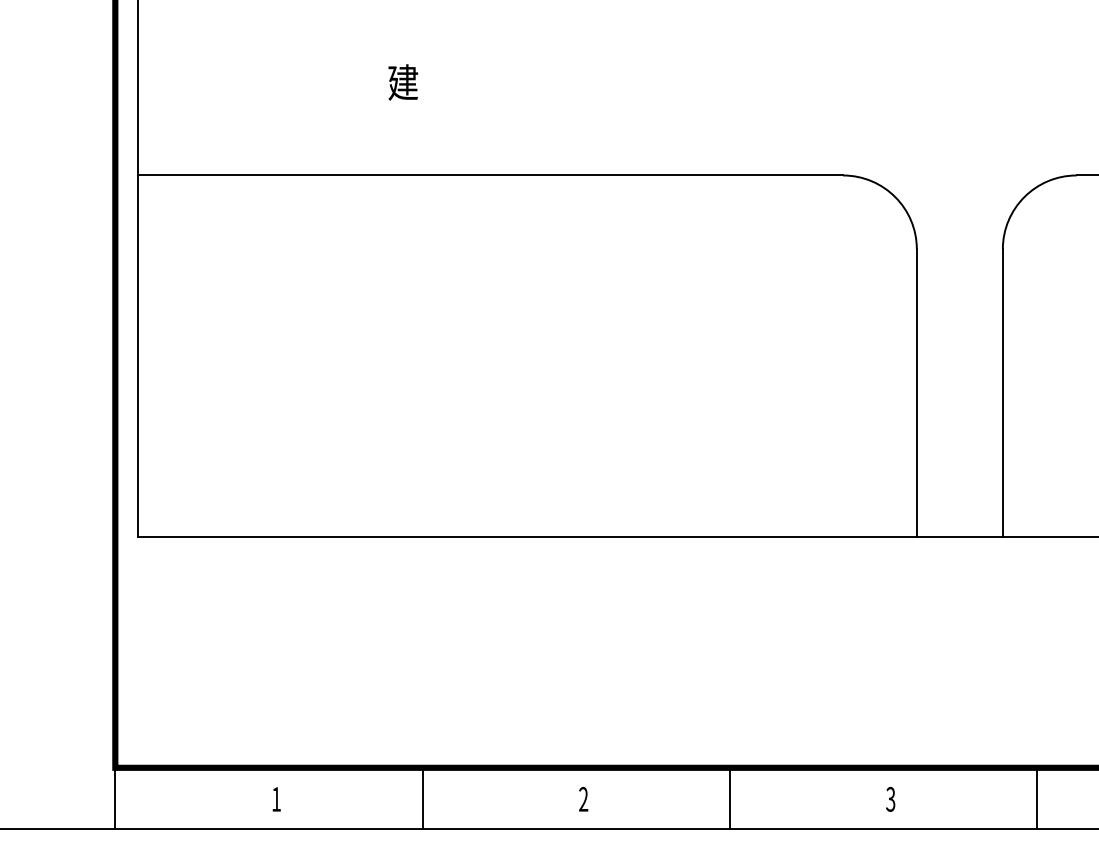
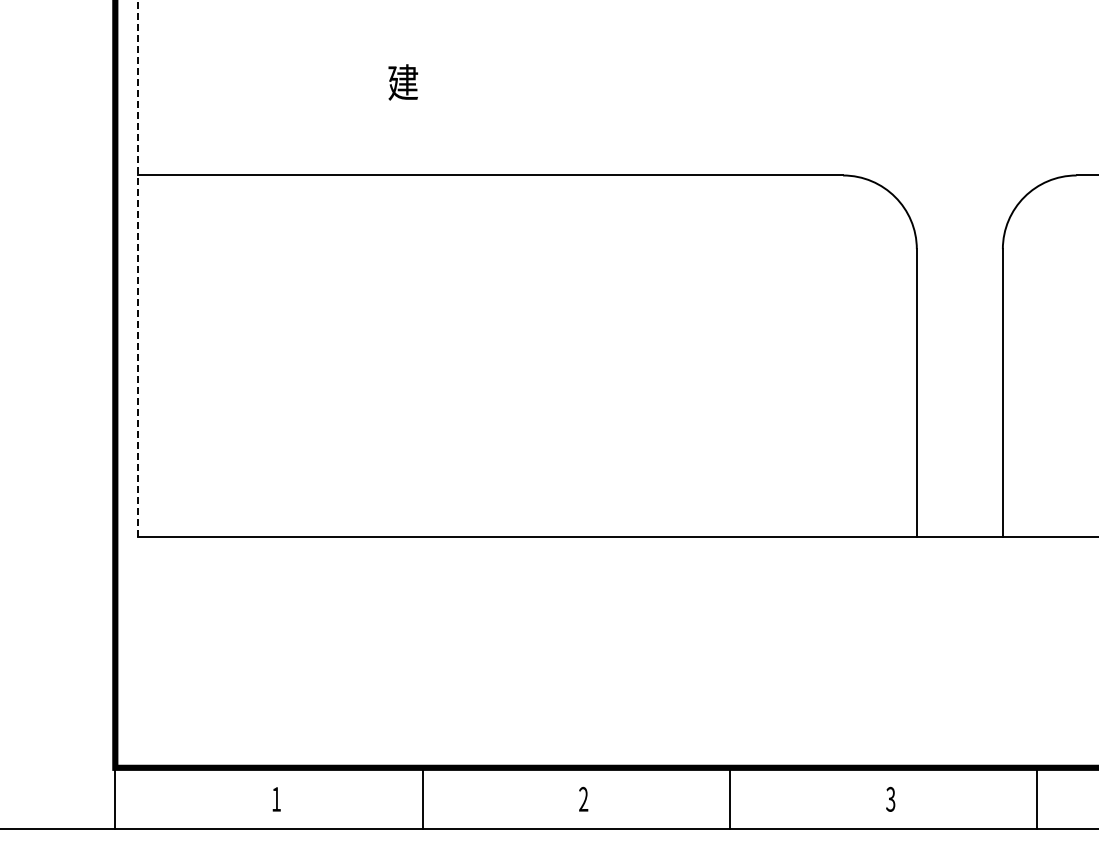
line: solid -> dashed (137, 268)
